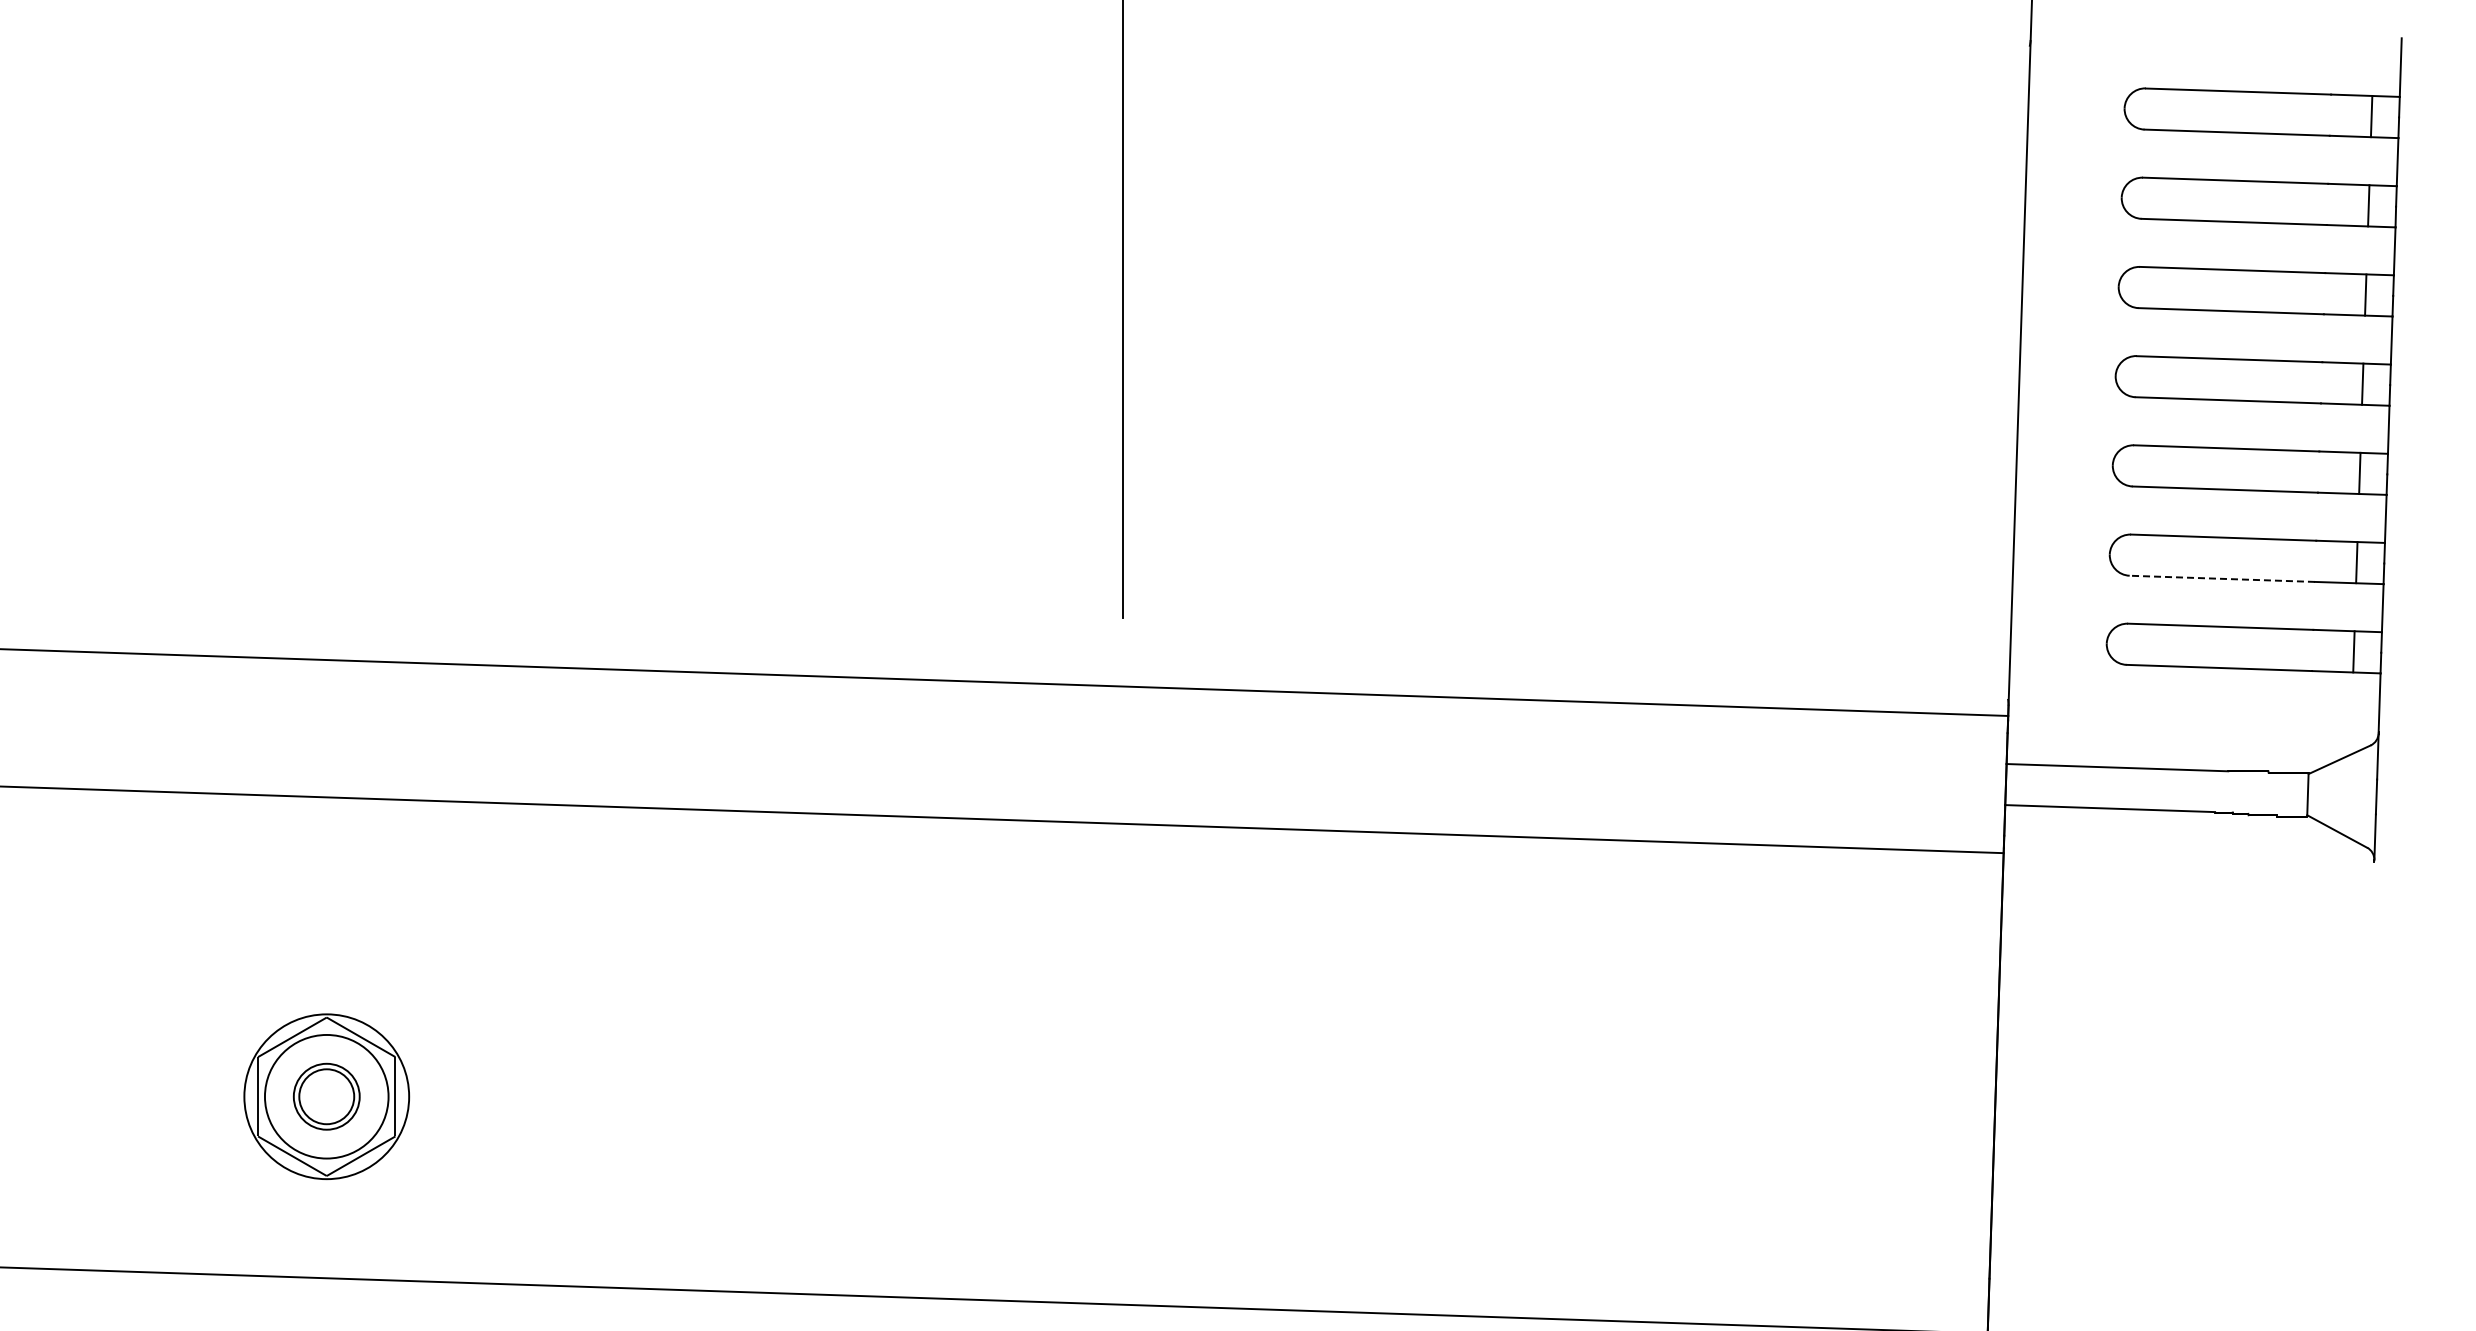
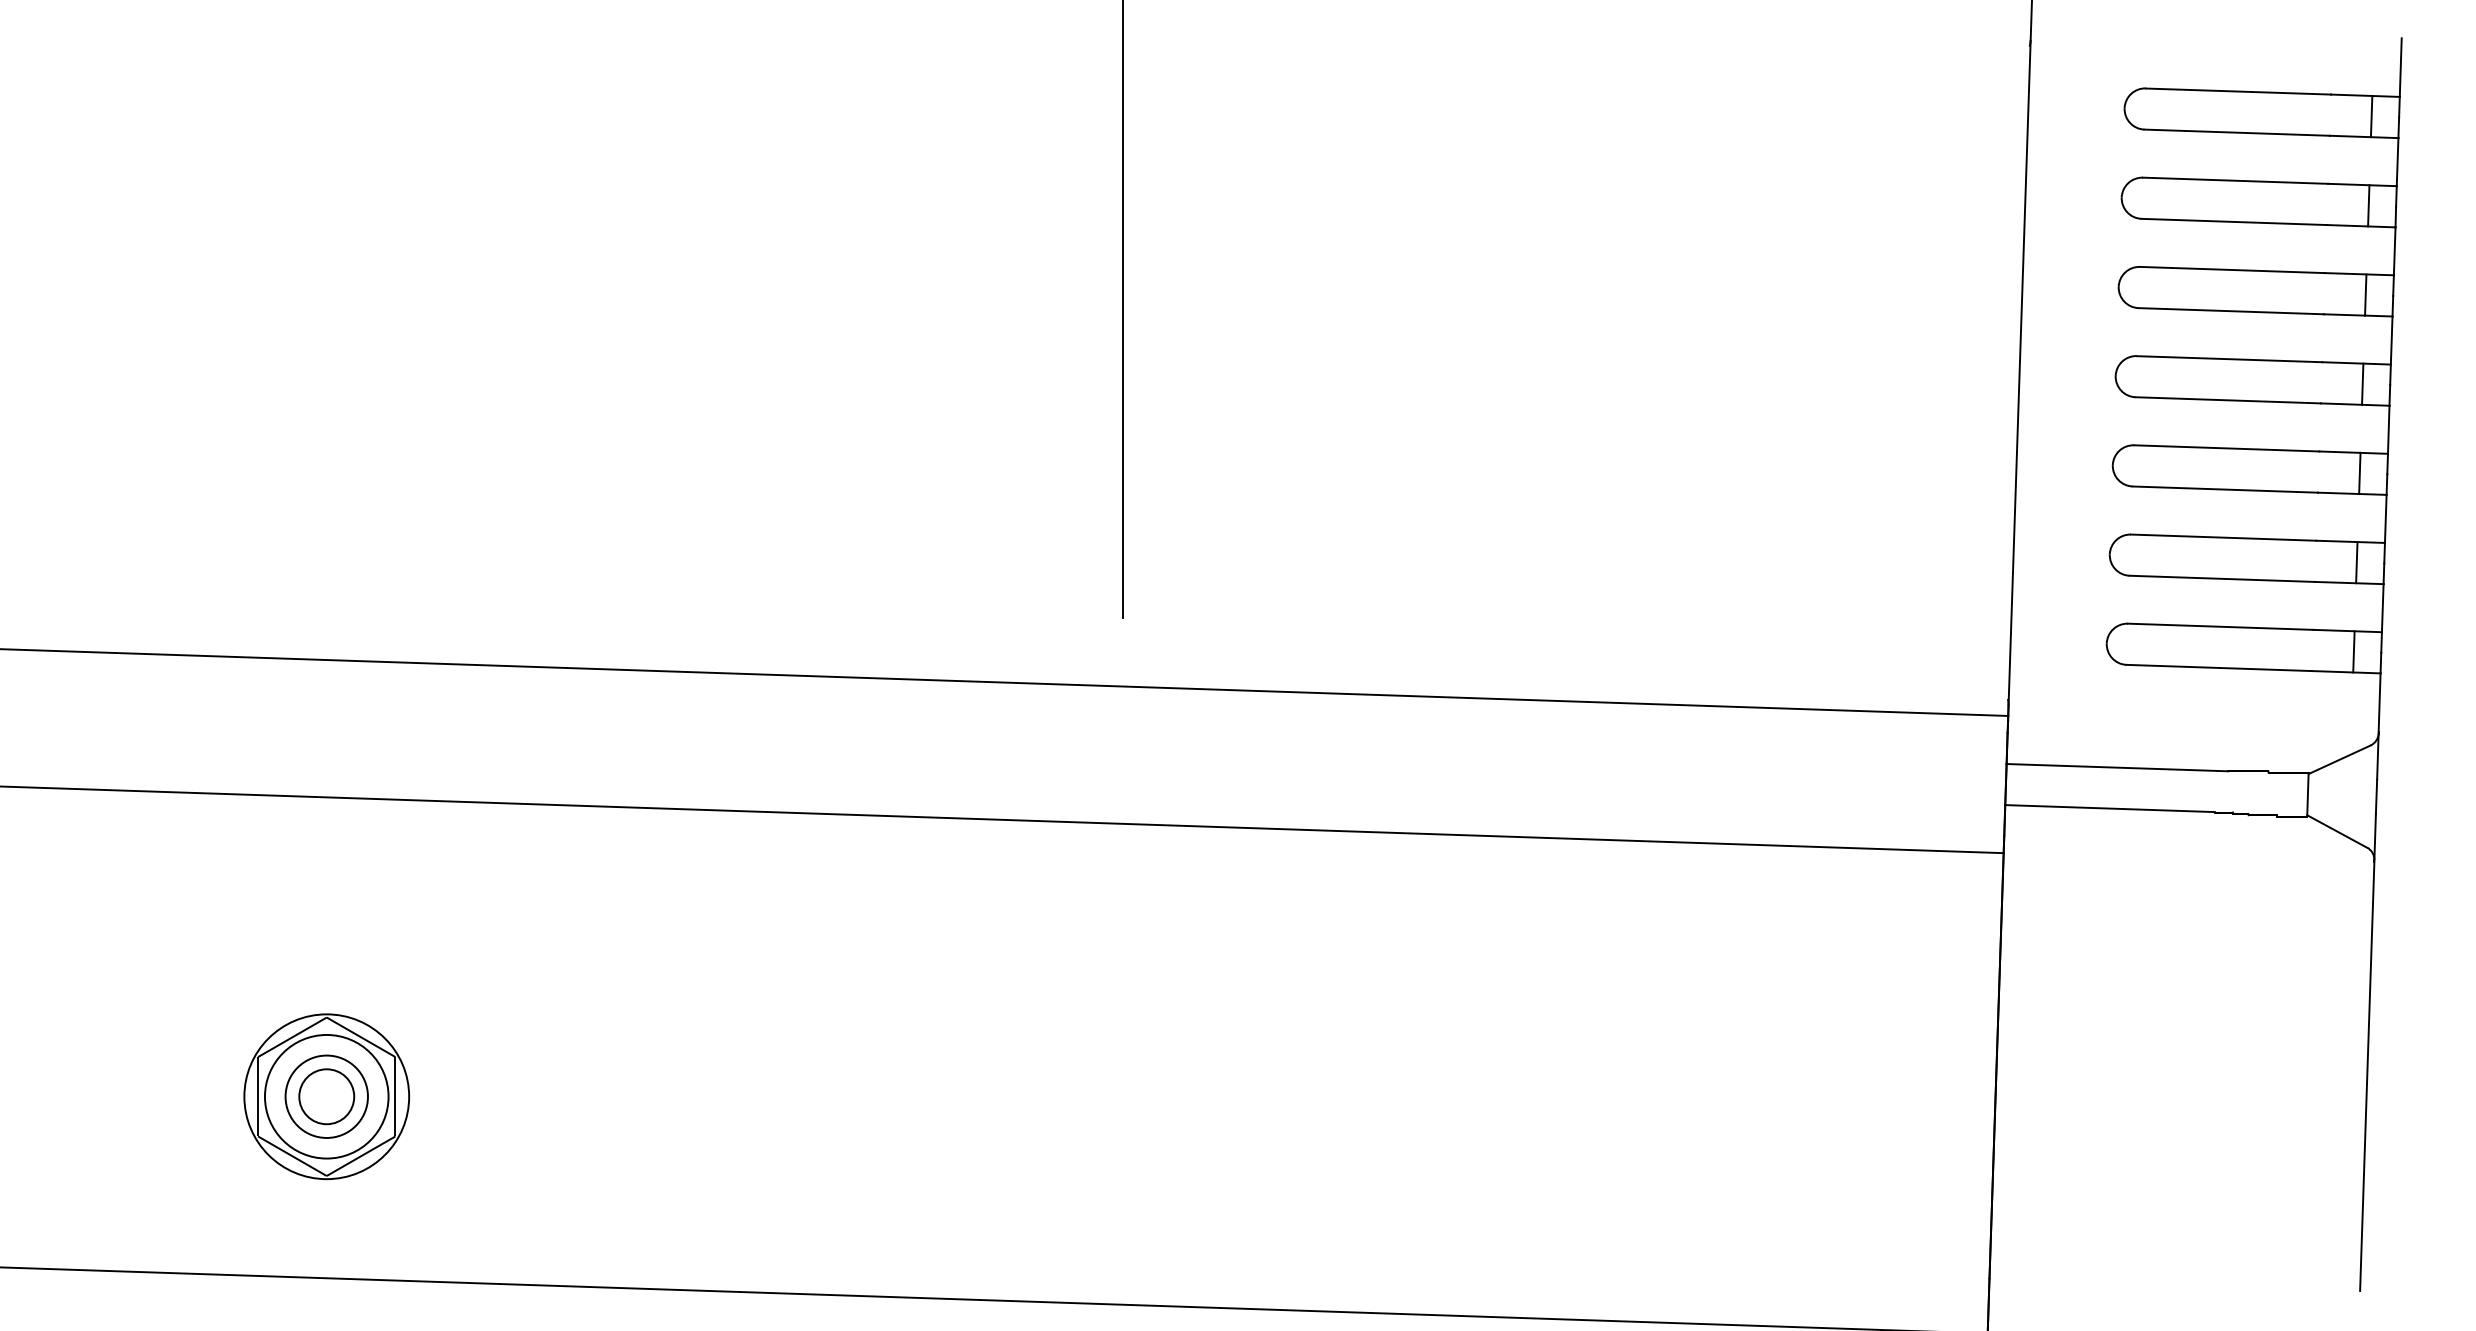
line: dashed -> solid (2222, 578)
line: none -> present (2367, 1075)
circle diameter: 66 px -> 82 px (326, 1096)
